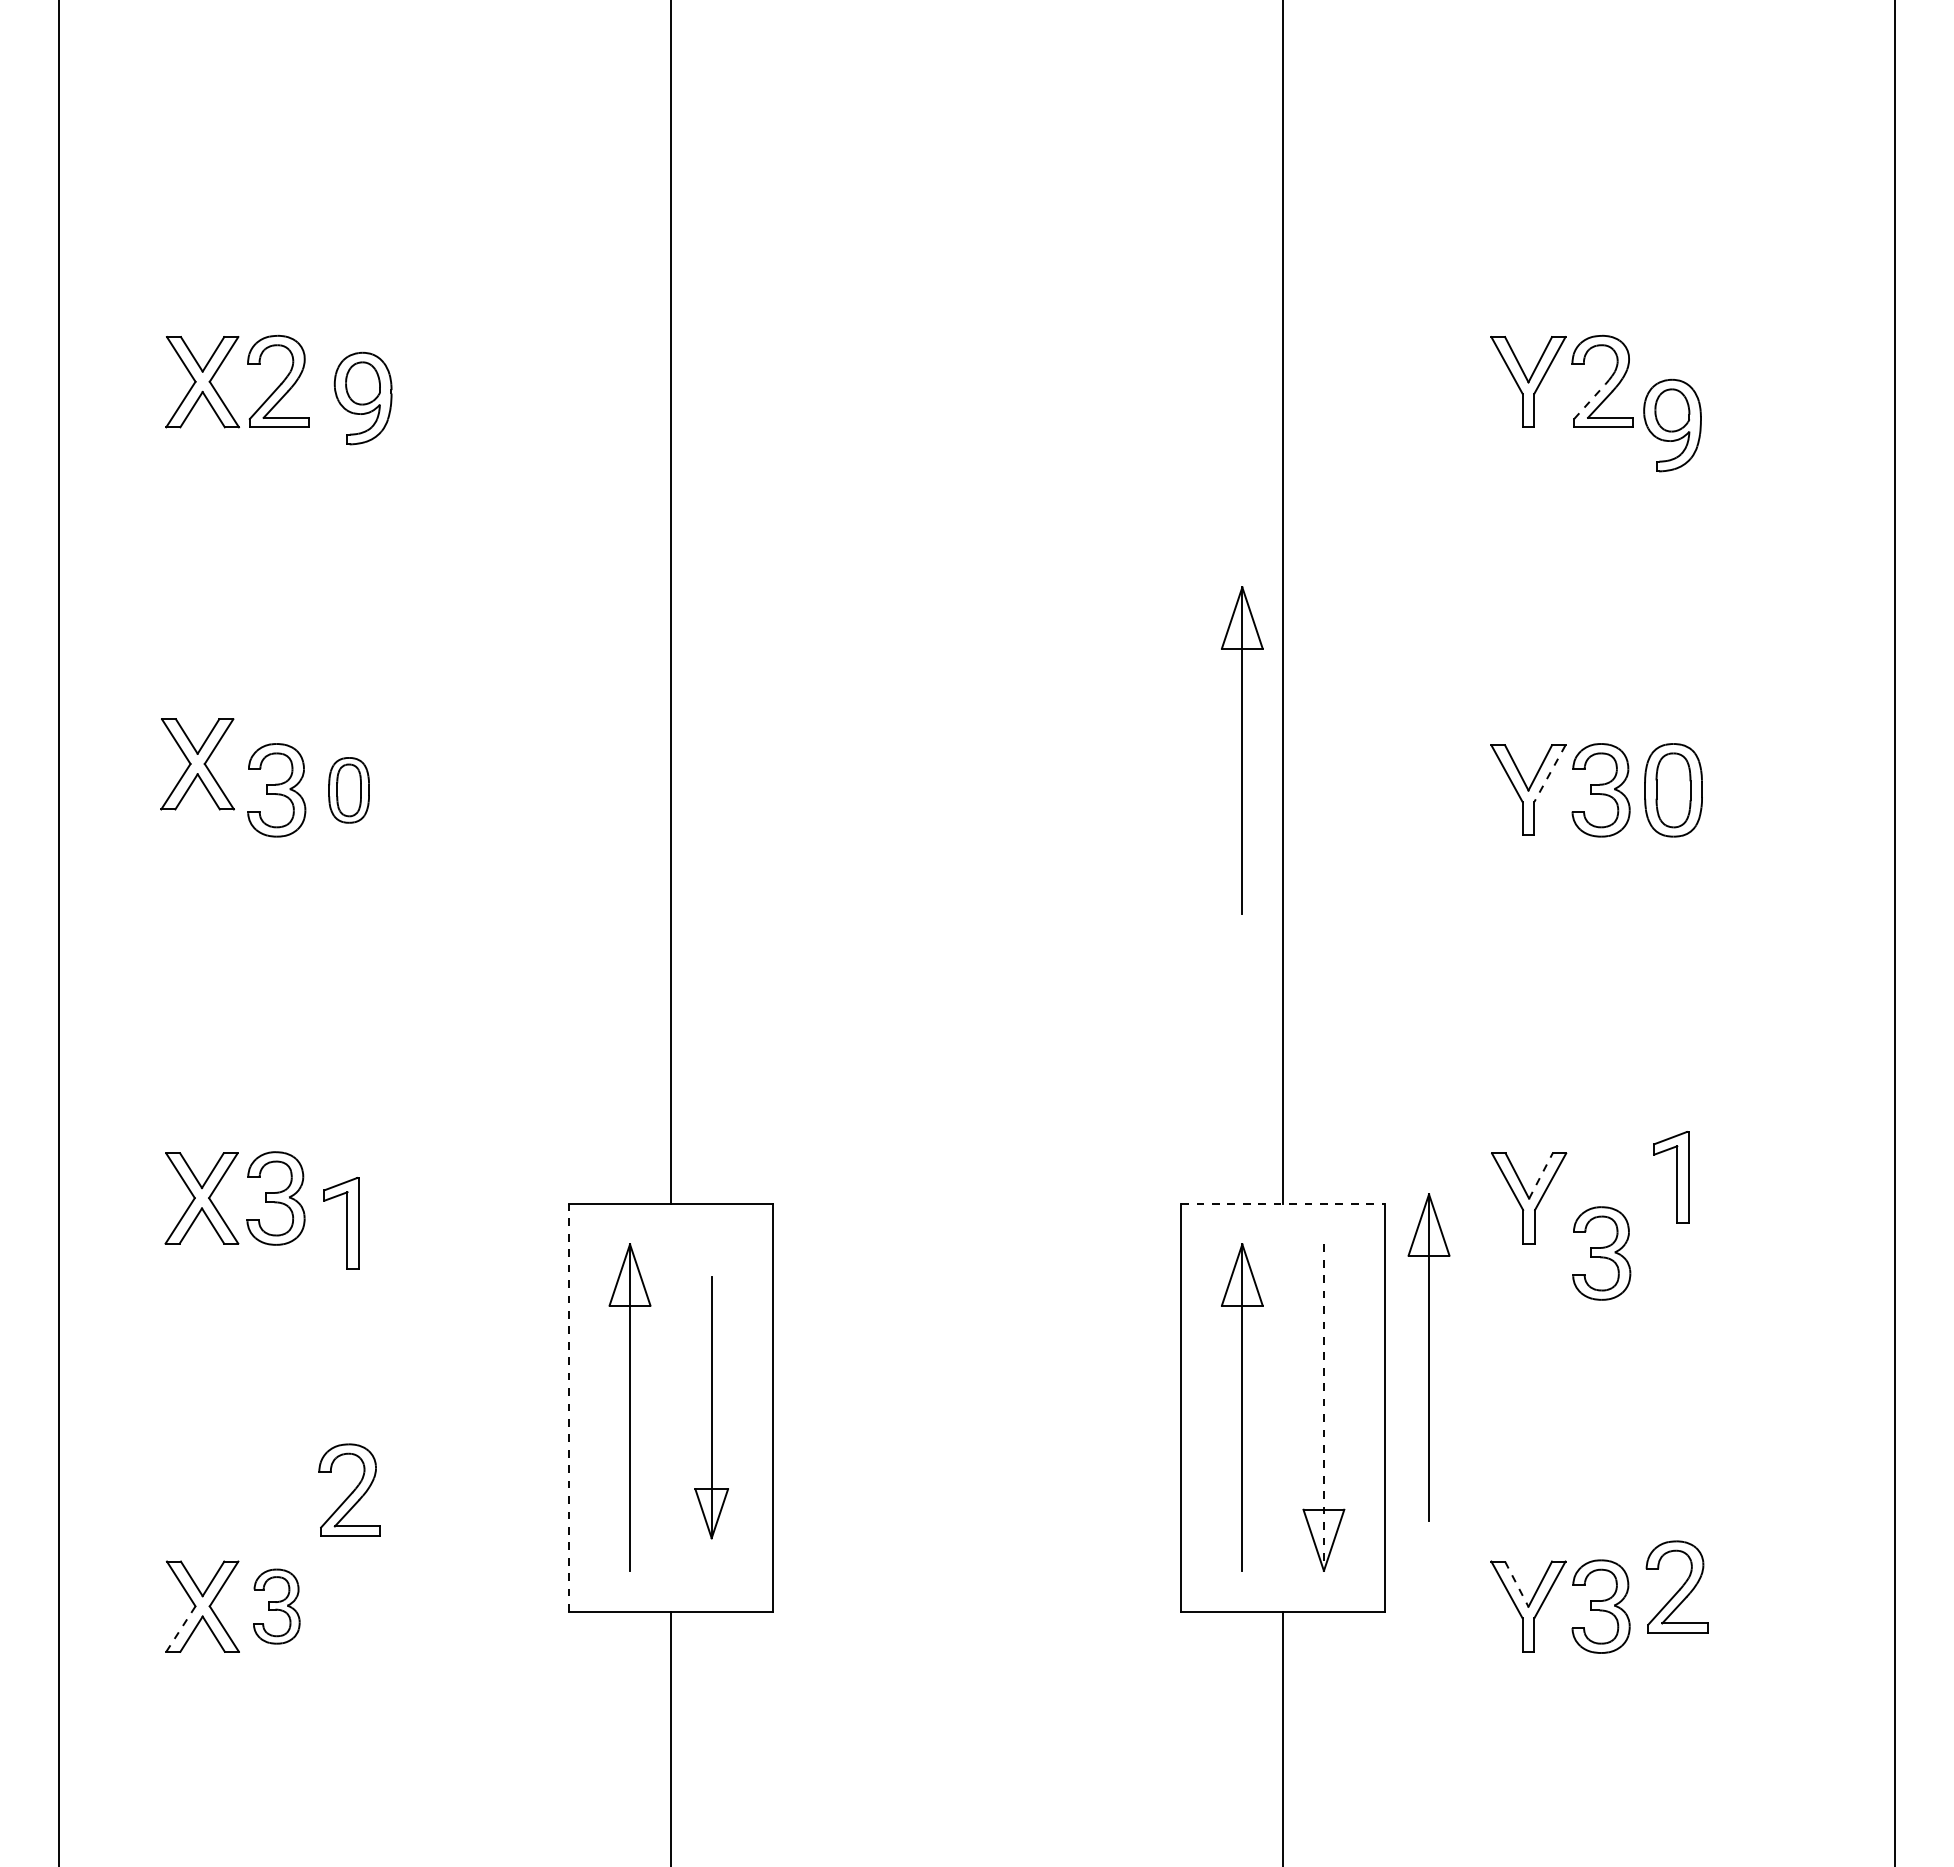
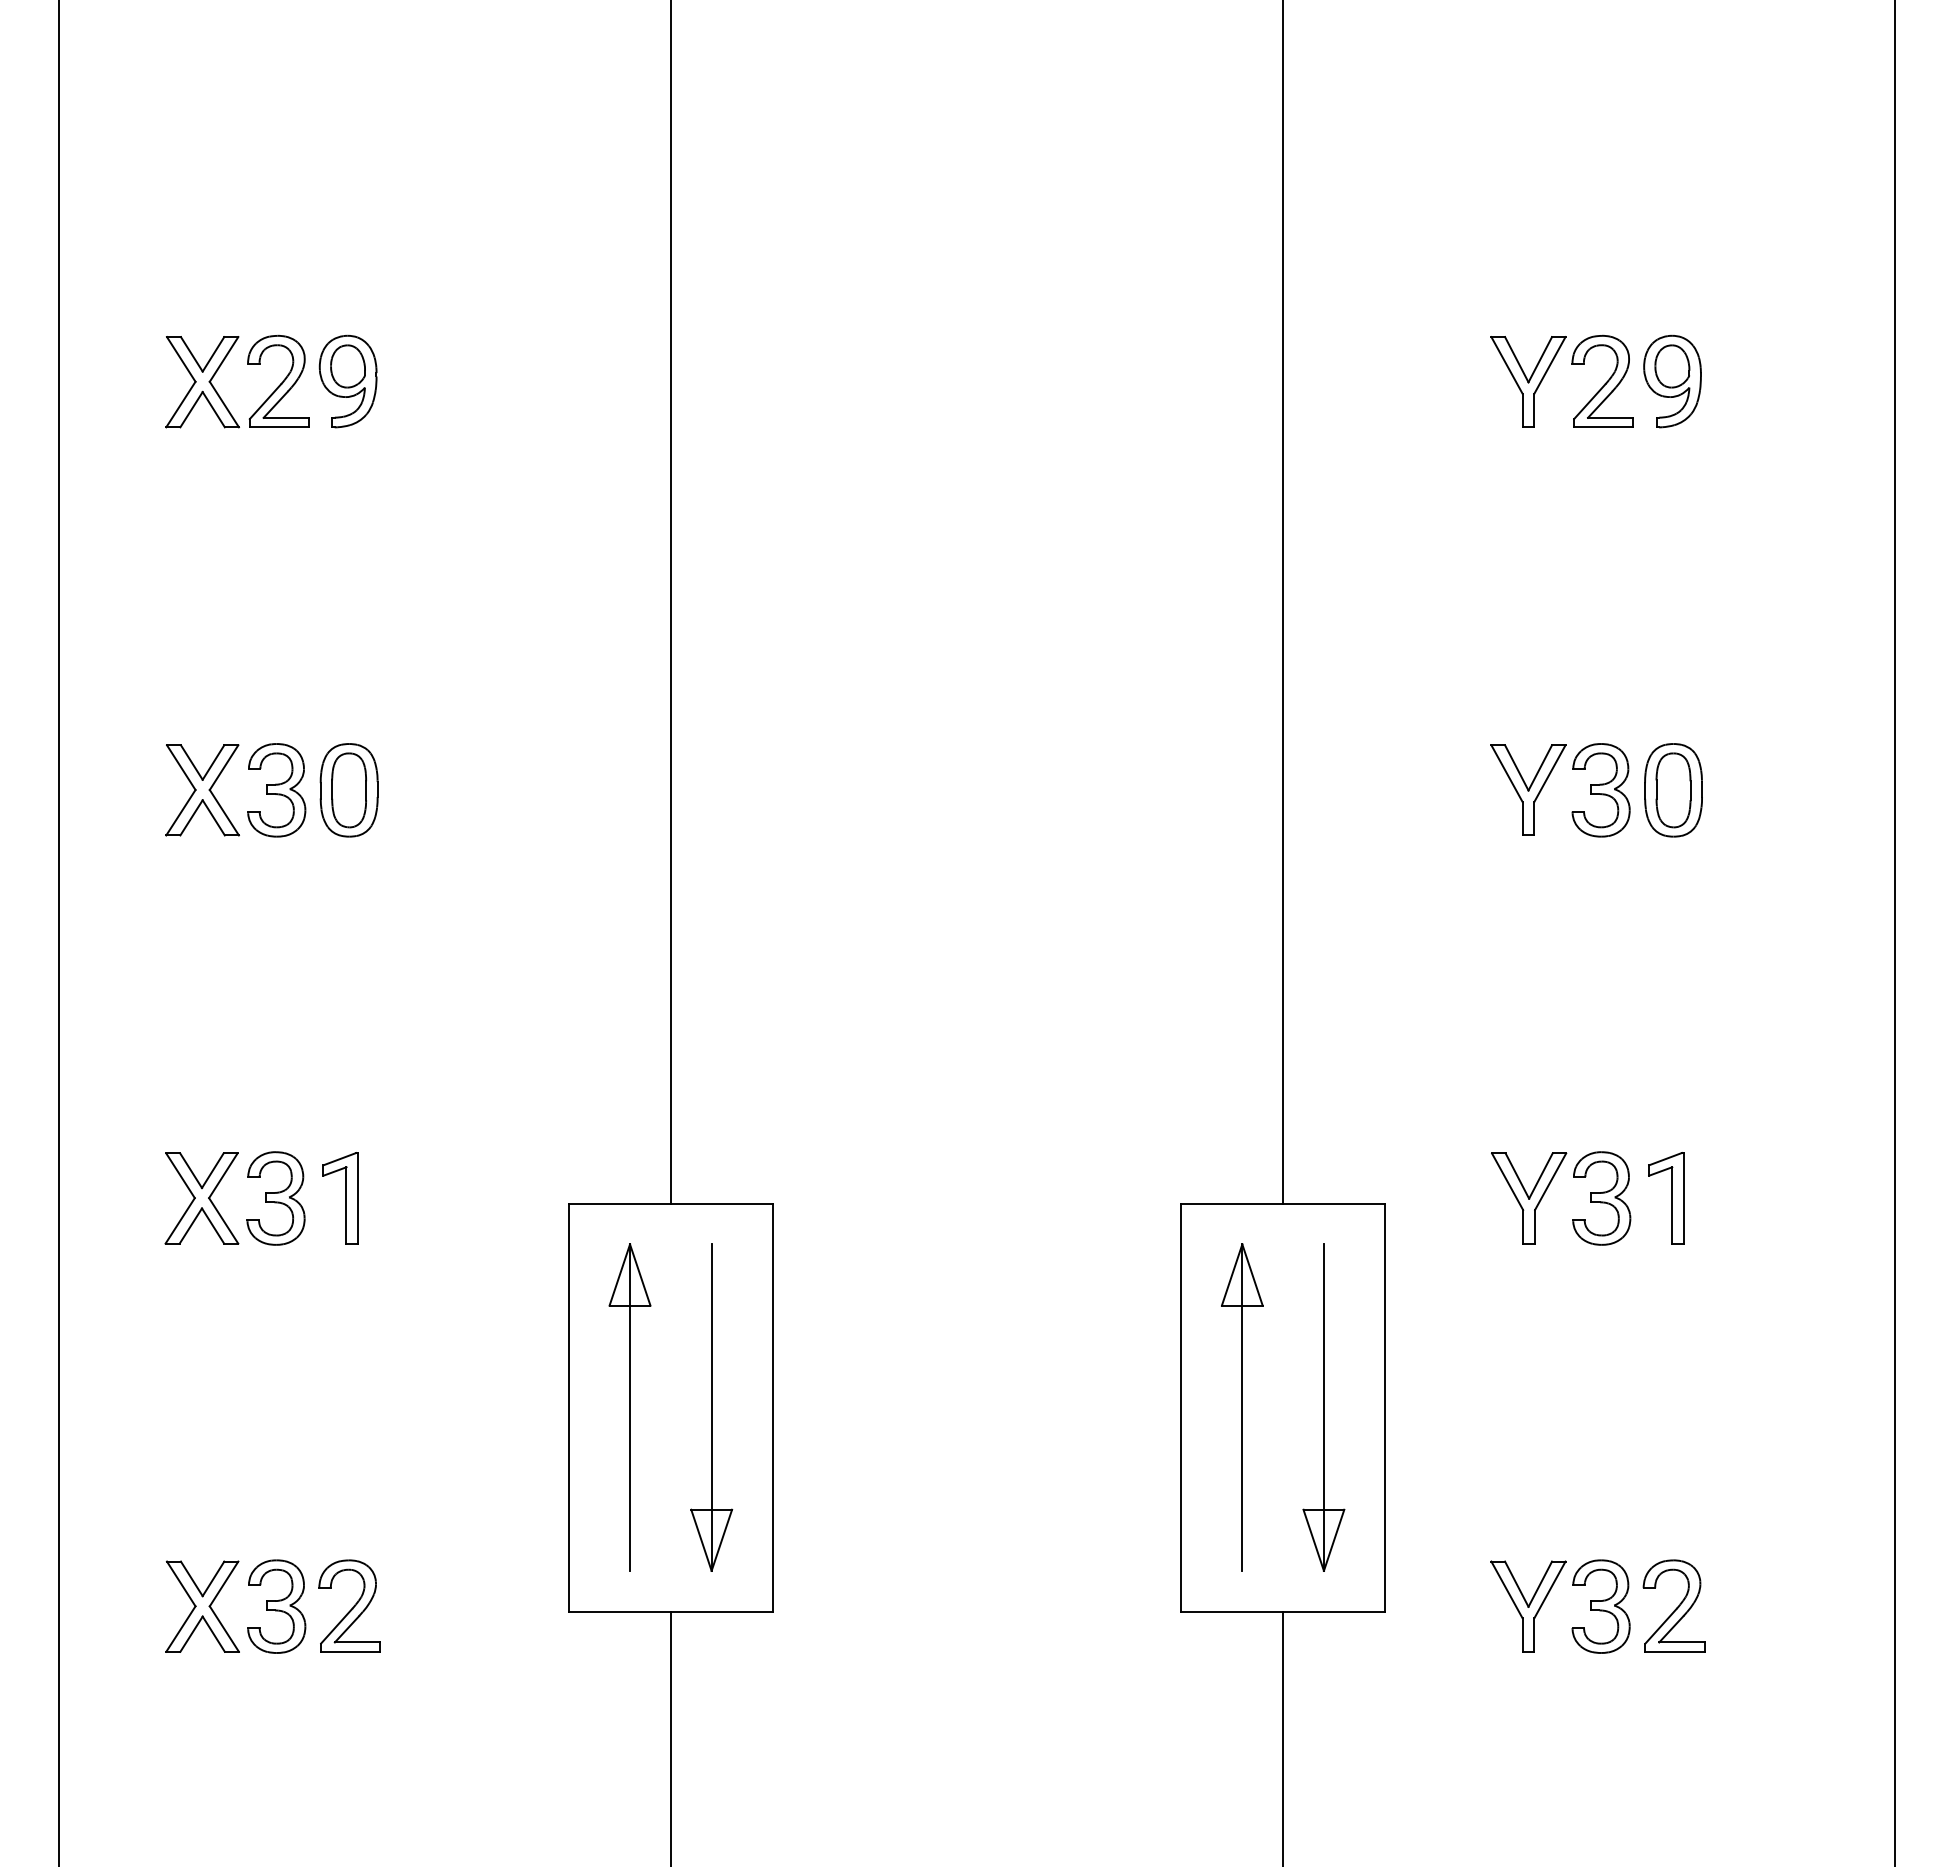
part position: (362, 398) -> (347, 381) (347, 381)
line: dashed -> solid (1590, 401)
part position: (1672, 425) -> (1672, 381) (1672, 381)
part: present -> none (1242, 750)
part position: (197, 764) -> (202, 790) (202, 790)
line: dashed -> solid (1549, 773)
part size: 42x67 px -> 60x95 px (348, 790)
line: dashed -> solid (1540, 1176)
part position: (1671, 1177) -> (1666, 1198) (1666, 1198)
line: dashed -> solid (1283, 1203)
part position: (341, 1223) -> (340, 1198) (340, 1198)
part position: (1601, 1253) -> (1601, 1198) (1601, 1198)
part: present -> none (1428, 1357)
line: dashed -> solid (568, 1407)
part size: 35x264 px -> 44x329 px (711, 1407)
line: dashed -> solid (1323, 1408)
part position: (349, 1489) -> (349, 1605) (349, 1605)
line: dashed -> solid (1517, 1584)
part position: (1676, 1586) -> (1673, 1605) (1673, 1605)
part size: 48x77 px -> 60x95 px (276, 1606)
line: dashed -> solid (181, 1628)
